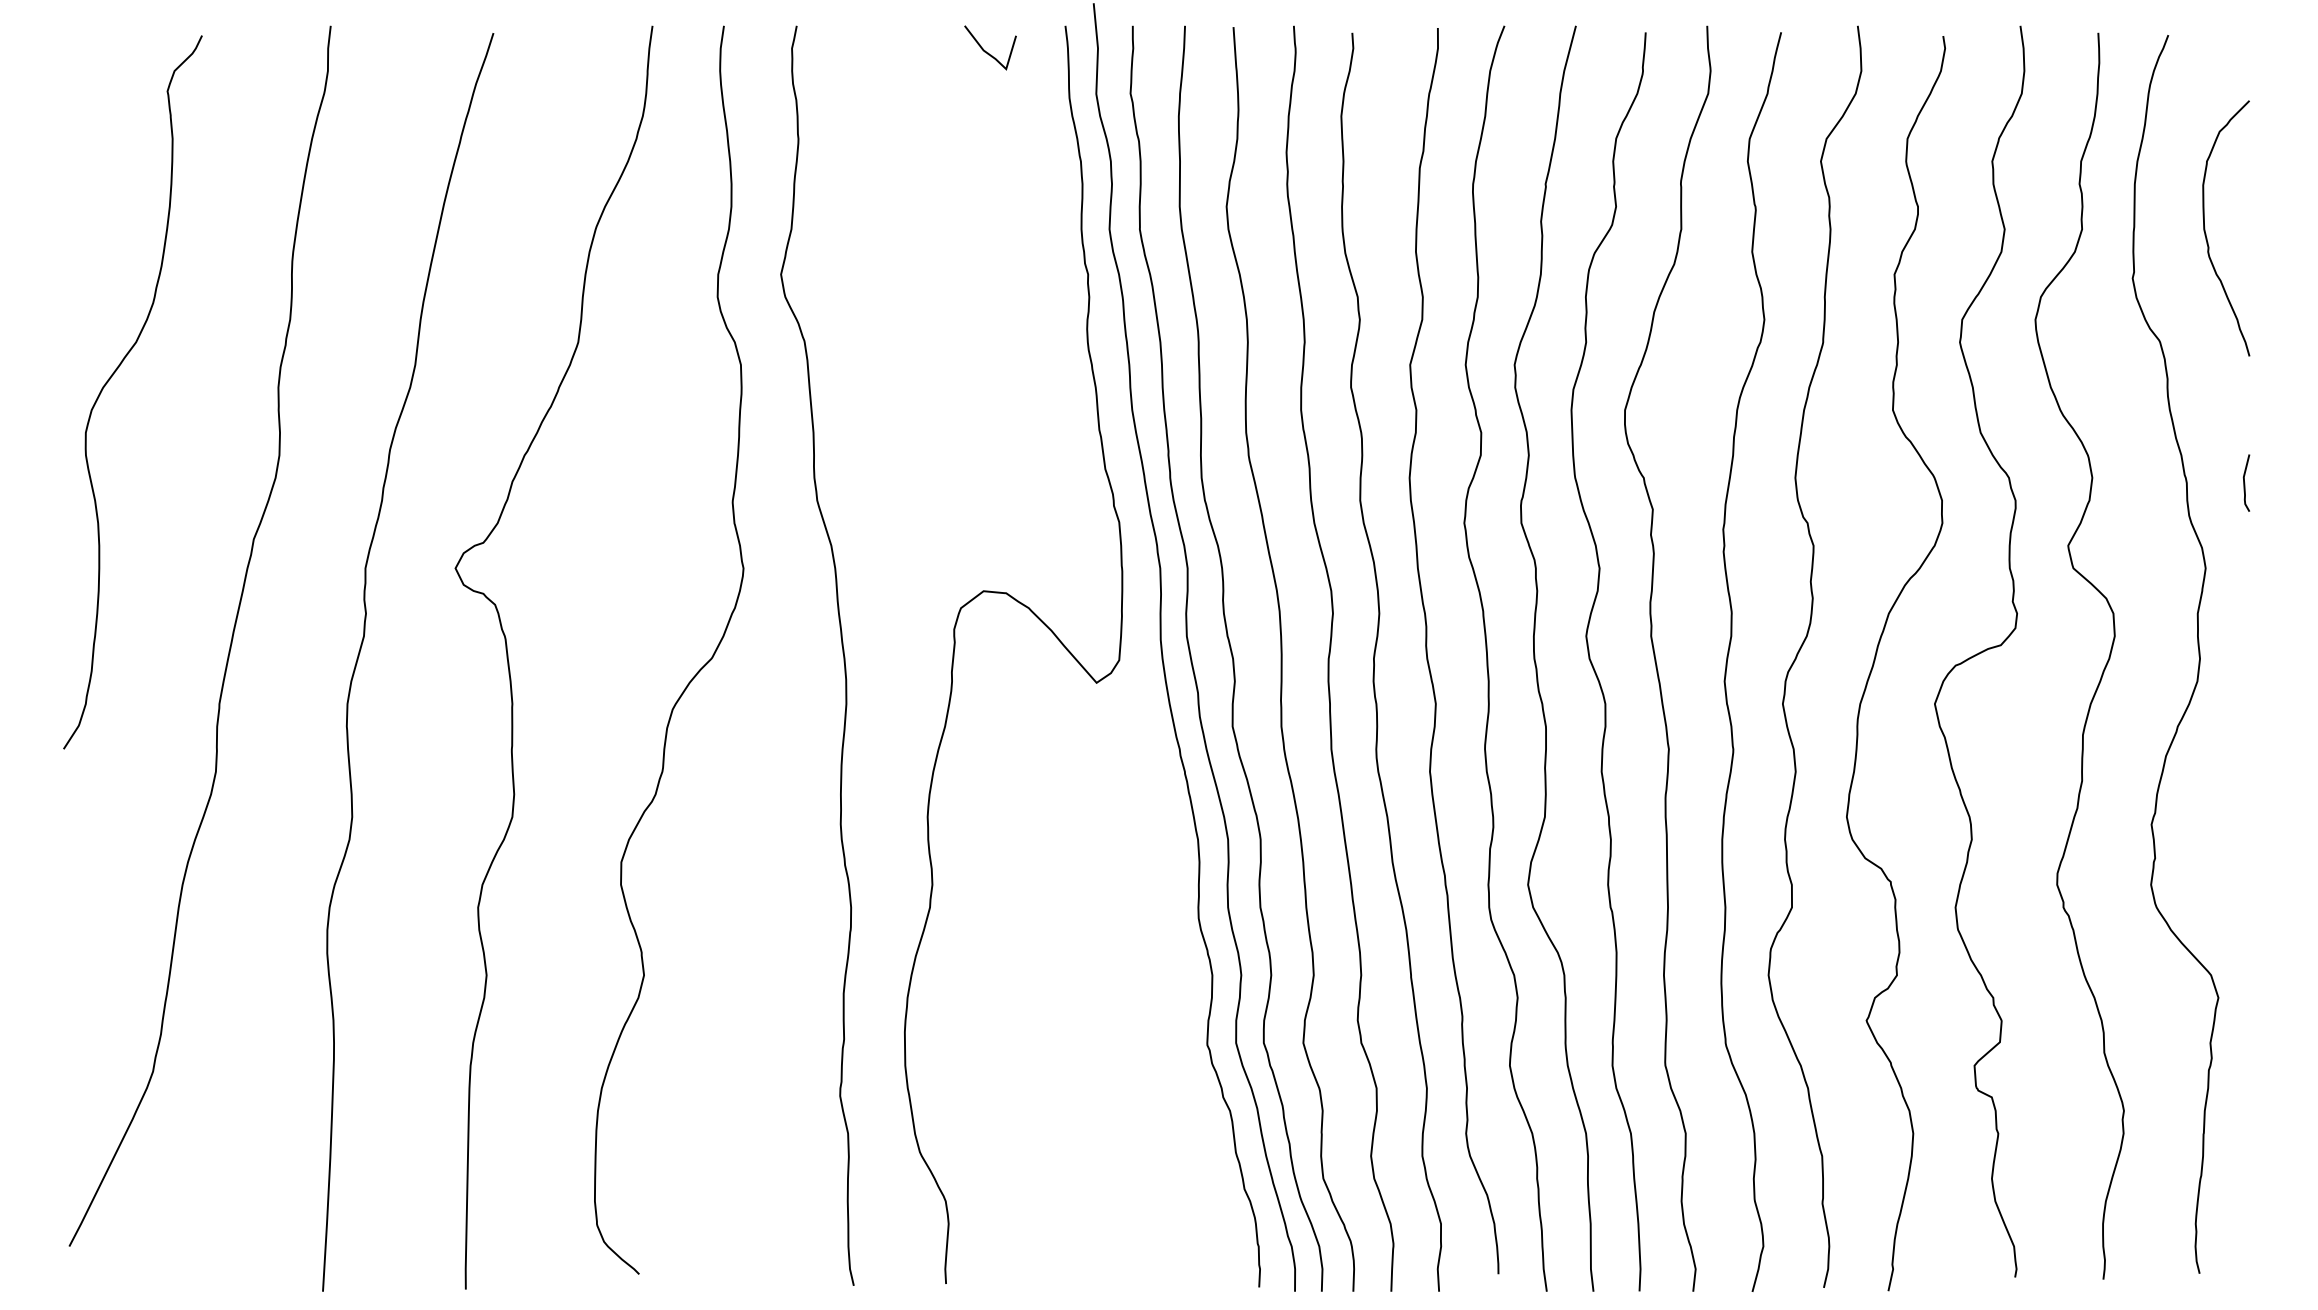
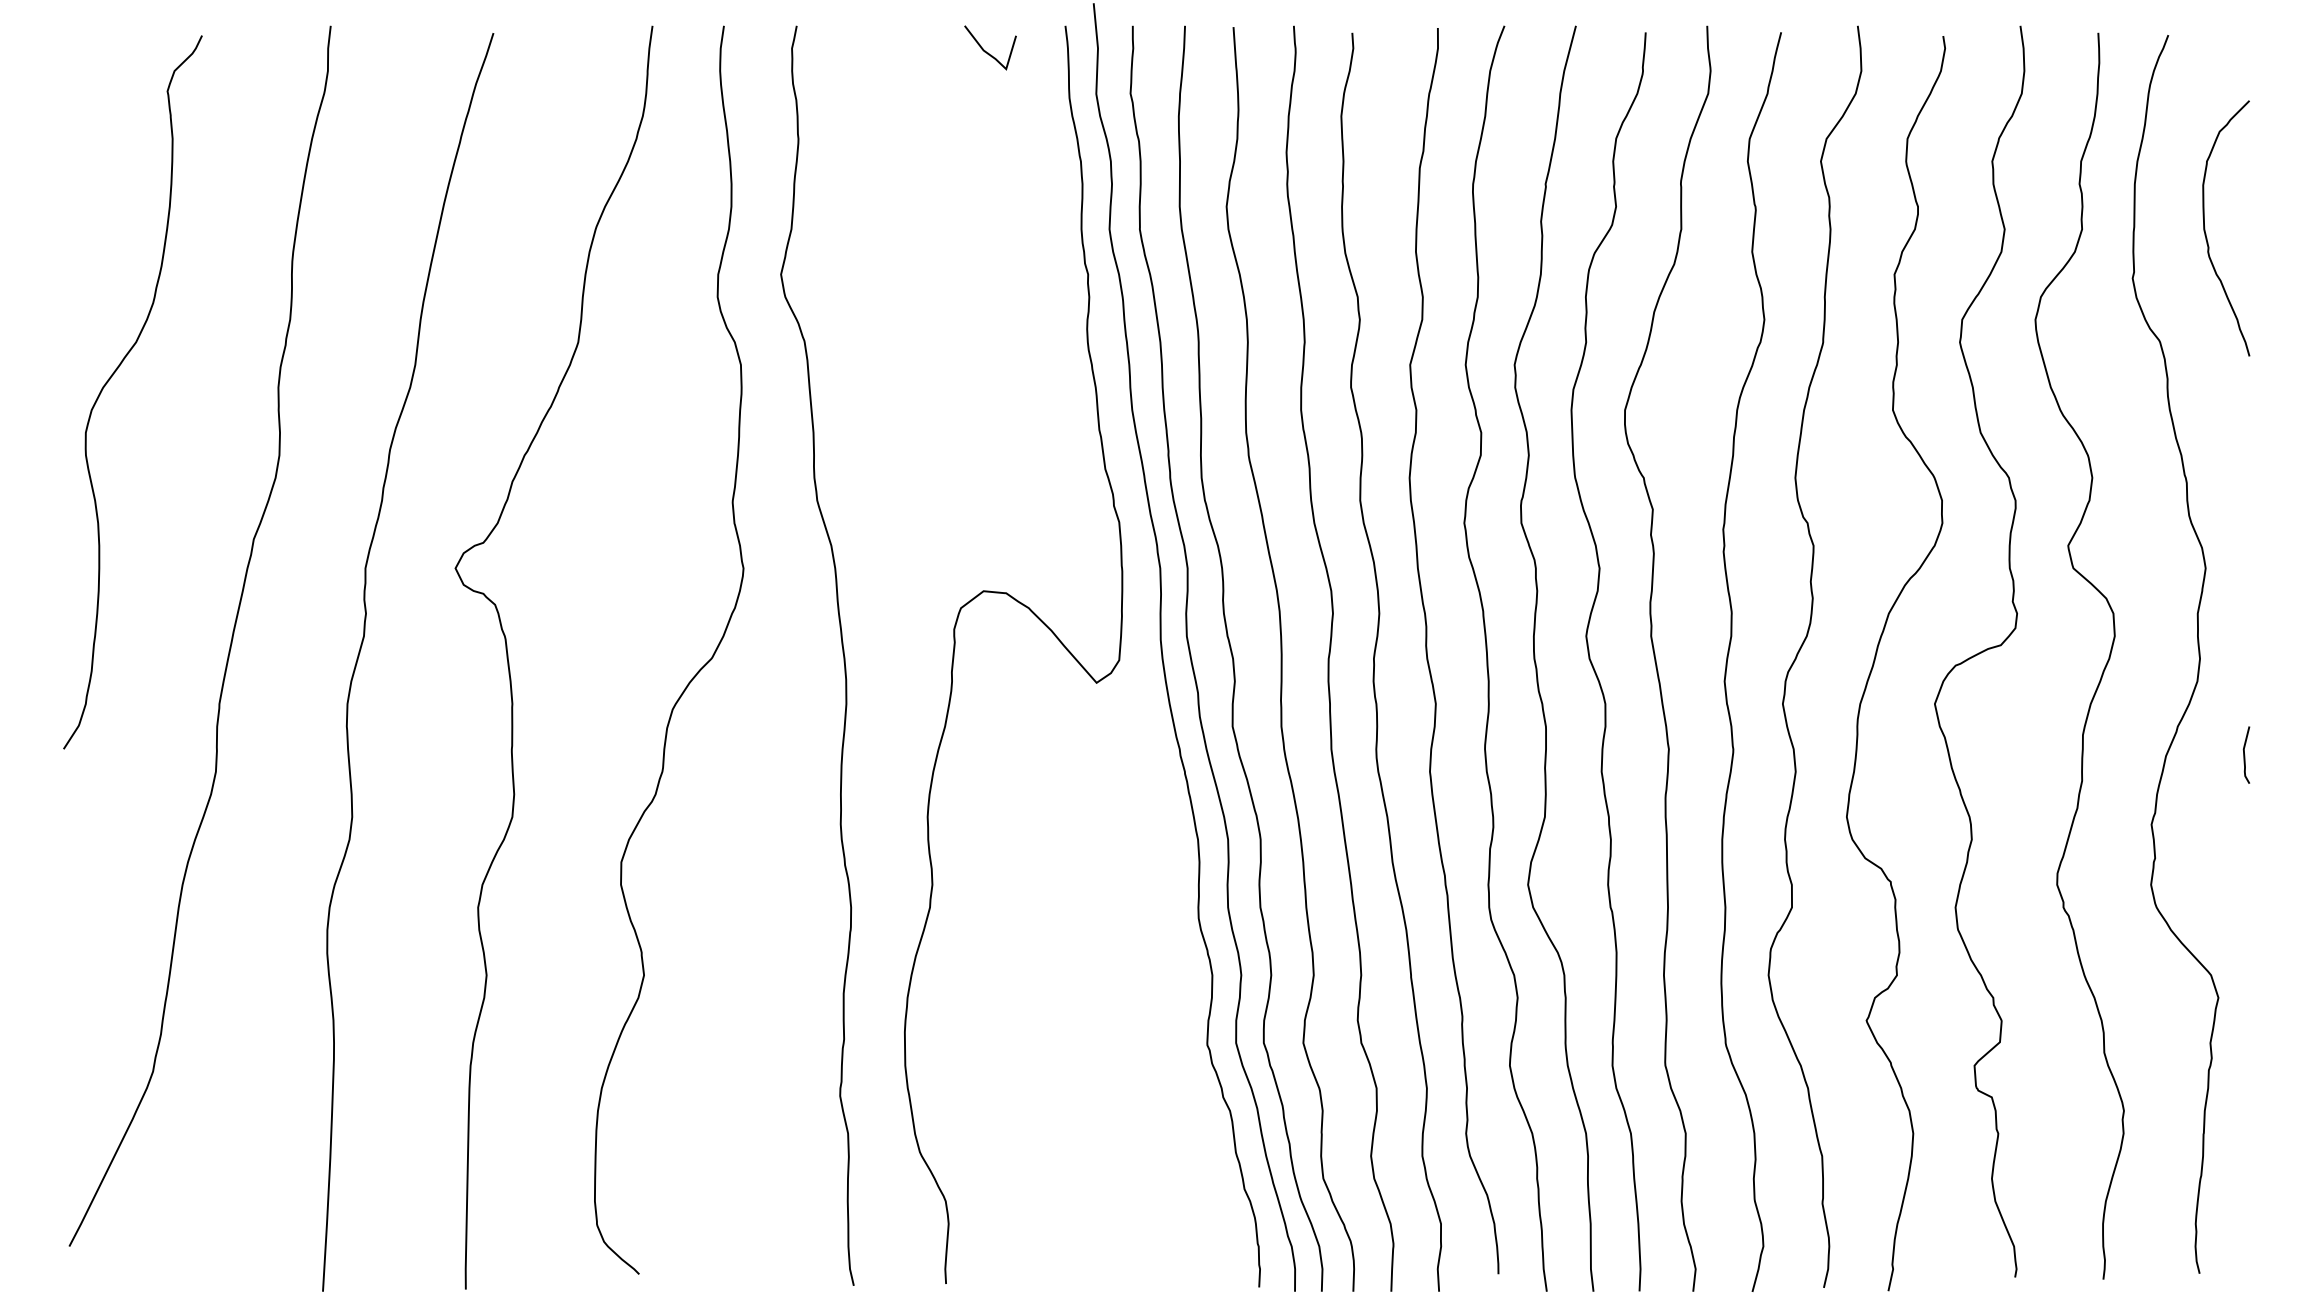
curve position: (2245, 482) -> (2245, 754) (2245, 754)
